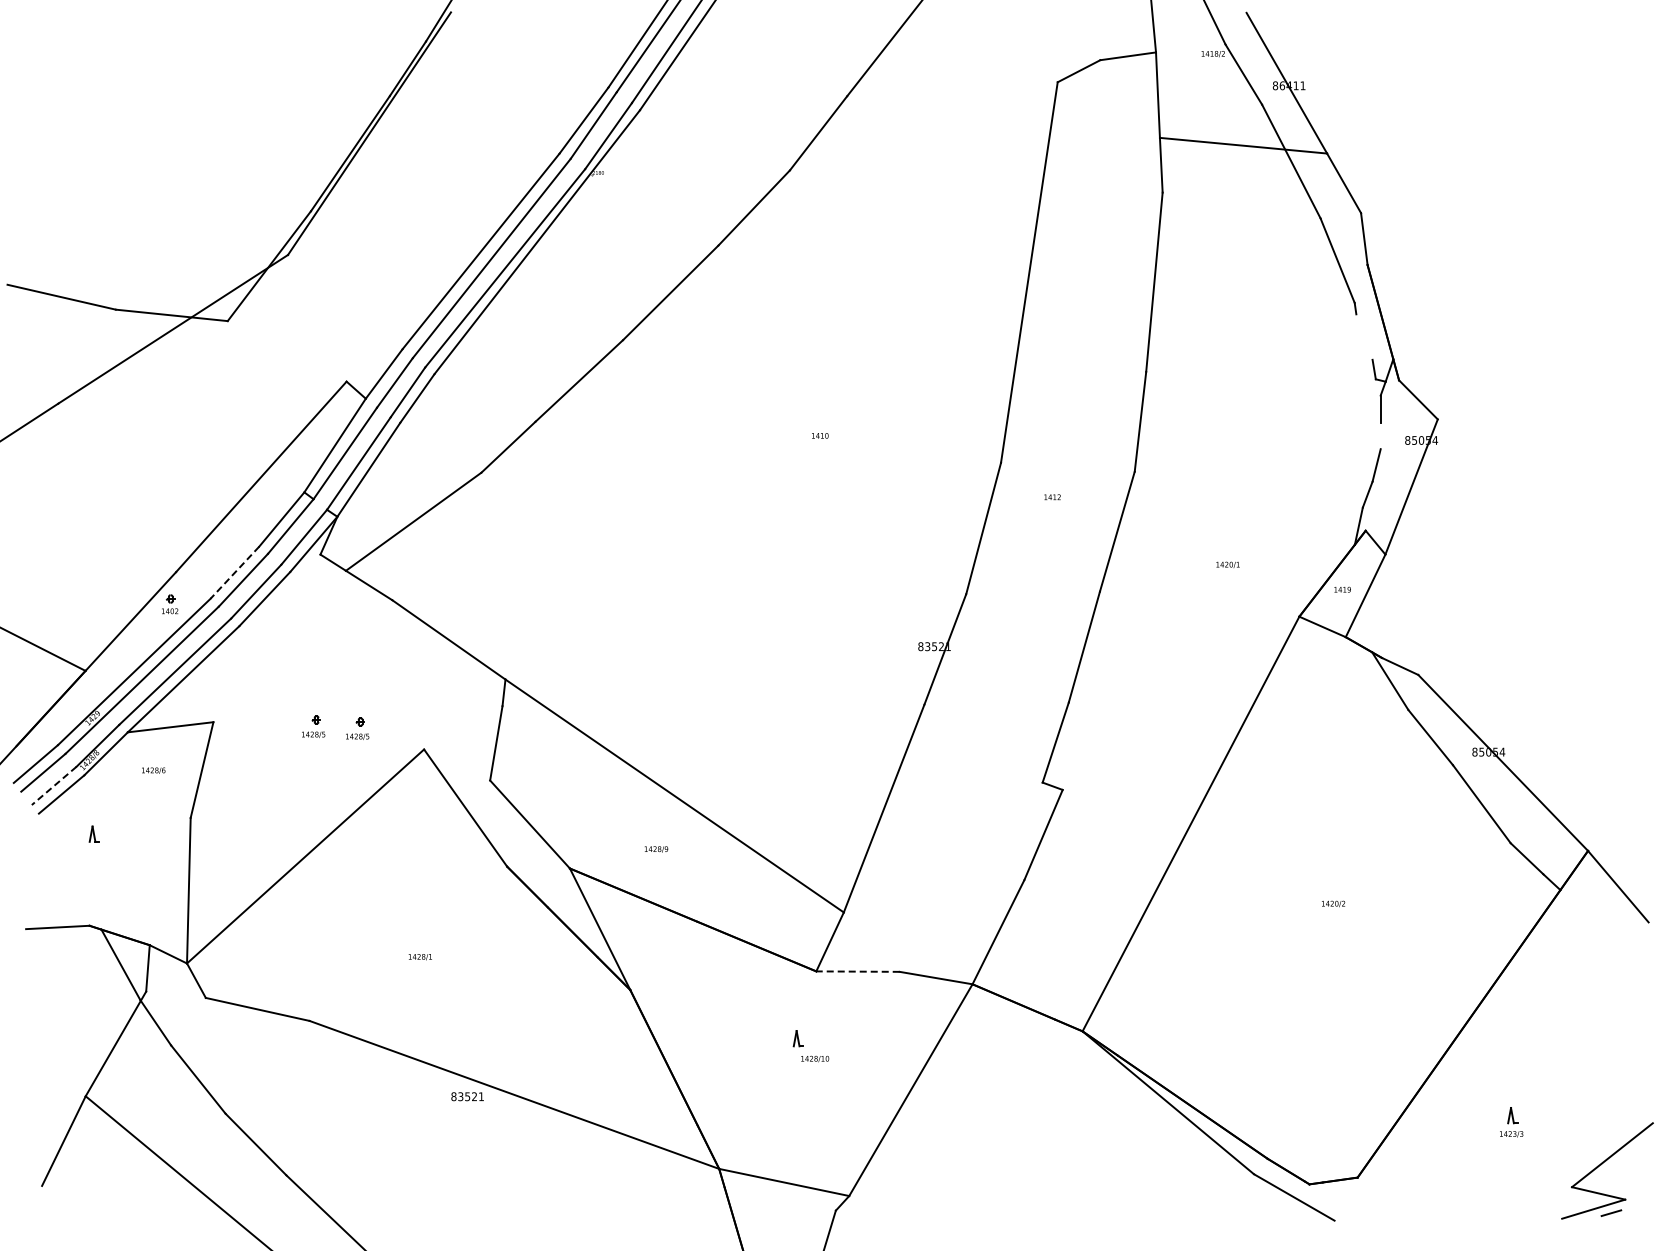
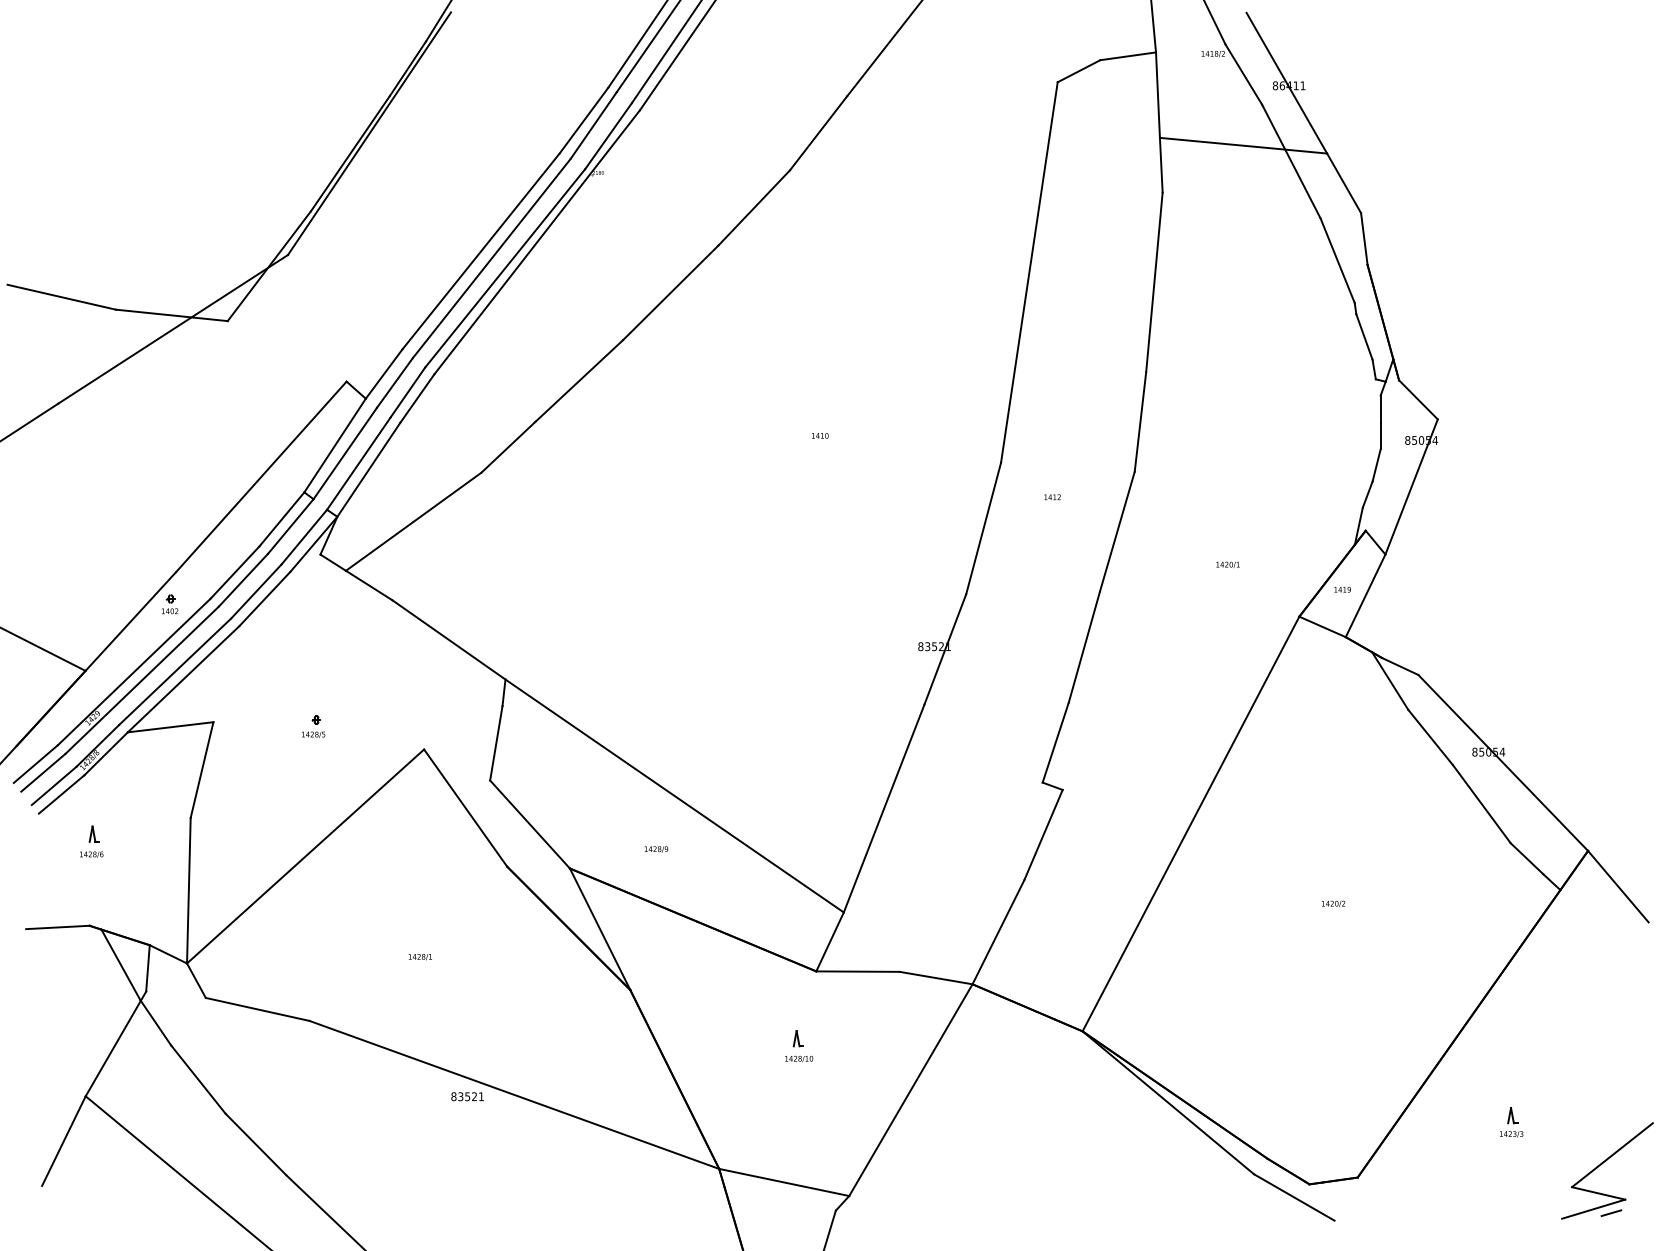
line: none -> present (1364, 336)
line: none -> present (1380, 436)
line: dashed -> solid (234, 572)
part: present -> none (357, 728)
text position: (153, 770) -> (91, 854) (91, 854)
line: dashed -> solid (53, 786)
line: dashed -> solid (858, 971)
text position: (815, 1058) -> (799, 1058) (799, 1058)
